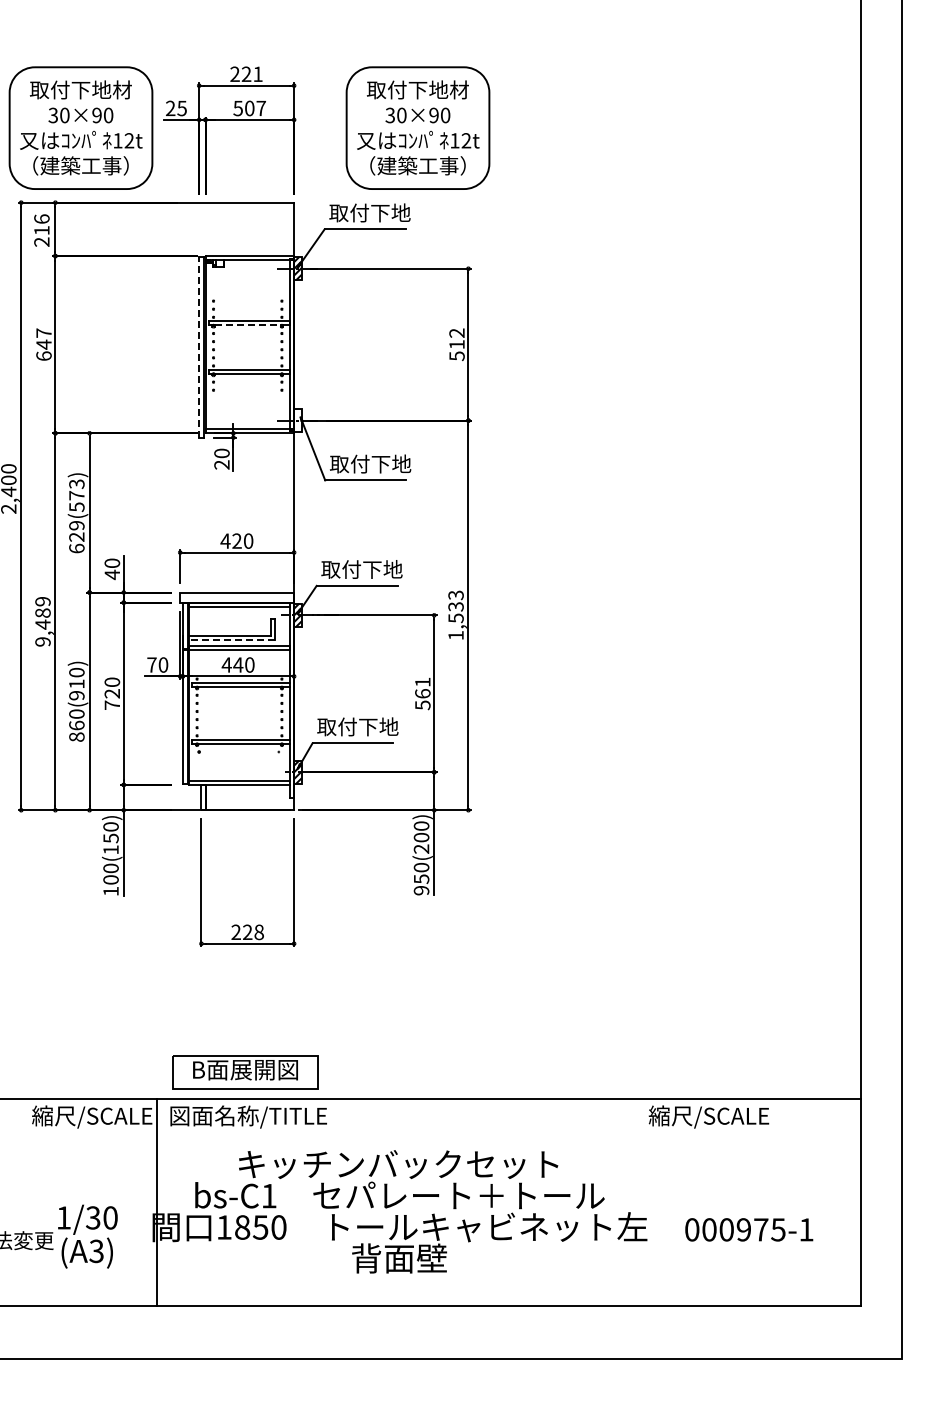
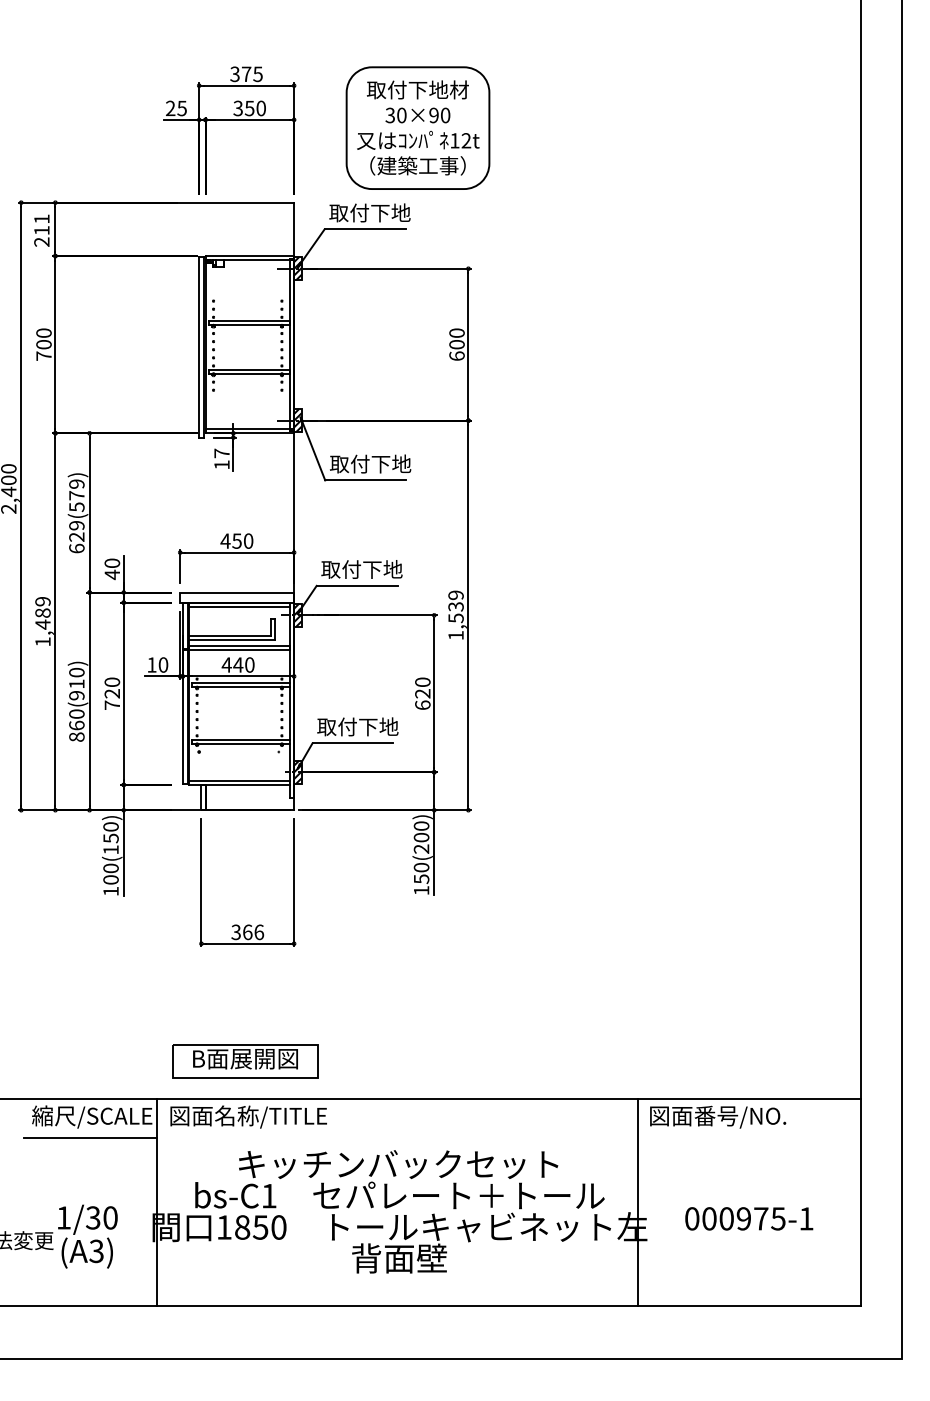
text: 221 -> 375 (246, 74)
text: 507 -> 350 (250, 108)
part: present -> none (80, 127)
text: 216 -> 211 (41, 218)
line: dashed -> solid (248, 325)
text: 647 -> 700 (43, 344)
text: 512 -> 600 (456, 344)
line: dashed -> solid (199, 346)
hatch: none -> present (297, 420)
text: 20 -> 17 (221, 458)
text: 629(573) -> 629(579) (76, 484)
text: 420 -> 450 (236, 540)
text: 1,533 -> 1,539 (455, 595)
line: dashed -> solid (231, 640)
text: 9,489 -> 1,489 (42, 641)
text: 70 -> 10 (151, 664)
text: 561 -> 620 (422, 693)
text: 950(200) -> 150(200) (421, 890)
text: 228 -> 366 (247, 932)
part position: (245, 1072) -> (245, 1061) (245, 1061)
text: 縮尺/SCALE -> 図面番号/NO. (717, 1116)
line: none -> present (89, 1137)
line: none -> present (638, 1201)
text position: (749, 1229) -> (749, 1218) (749, 1218)
